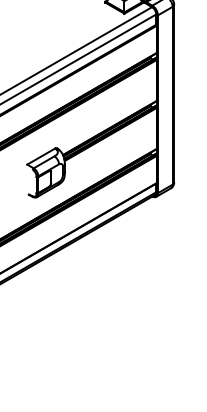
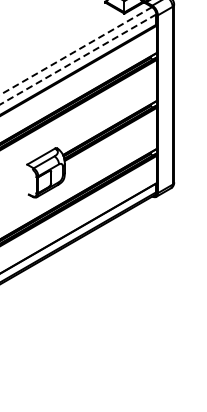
line: solid -> dashed (75, 51)
line: solid -> dashed (78, 59)
